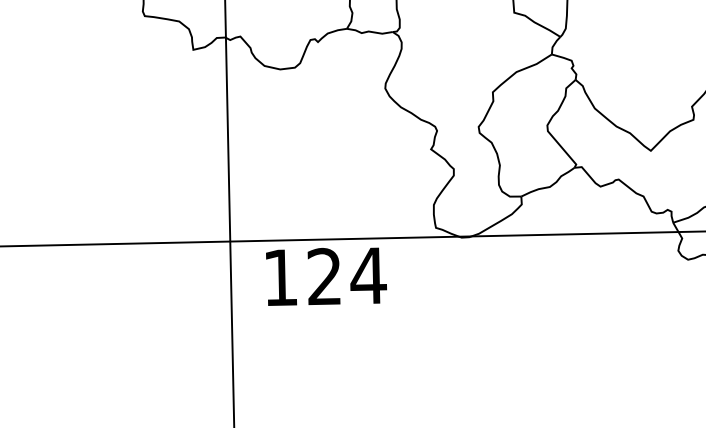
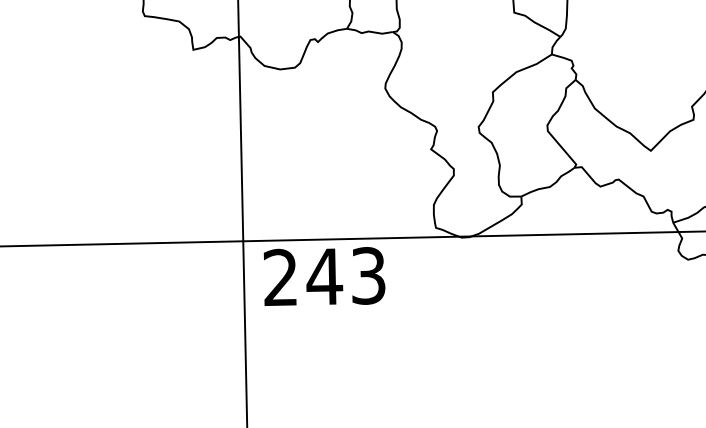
line position: (229, 213) -> (242, 213) (242, 213)
text: 124 -> 243 (325, 276)
